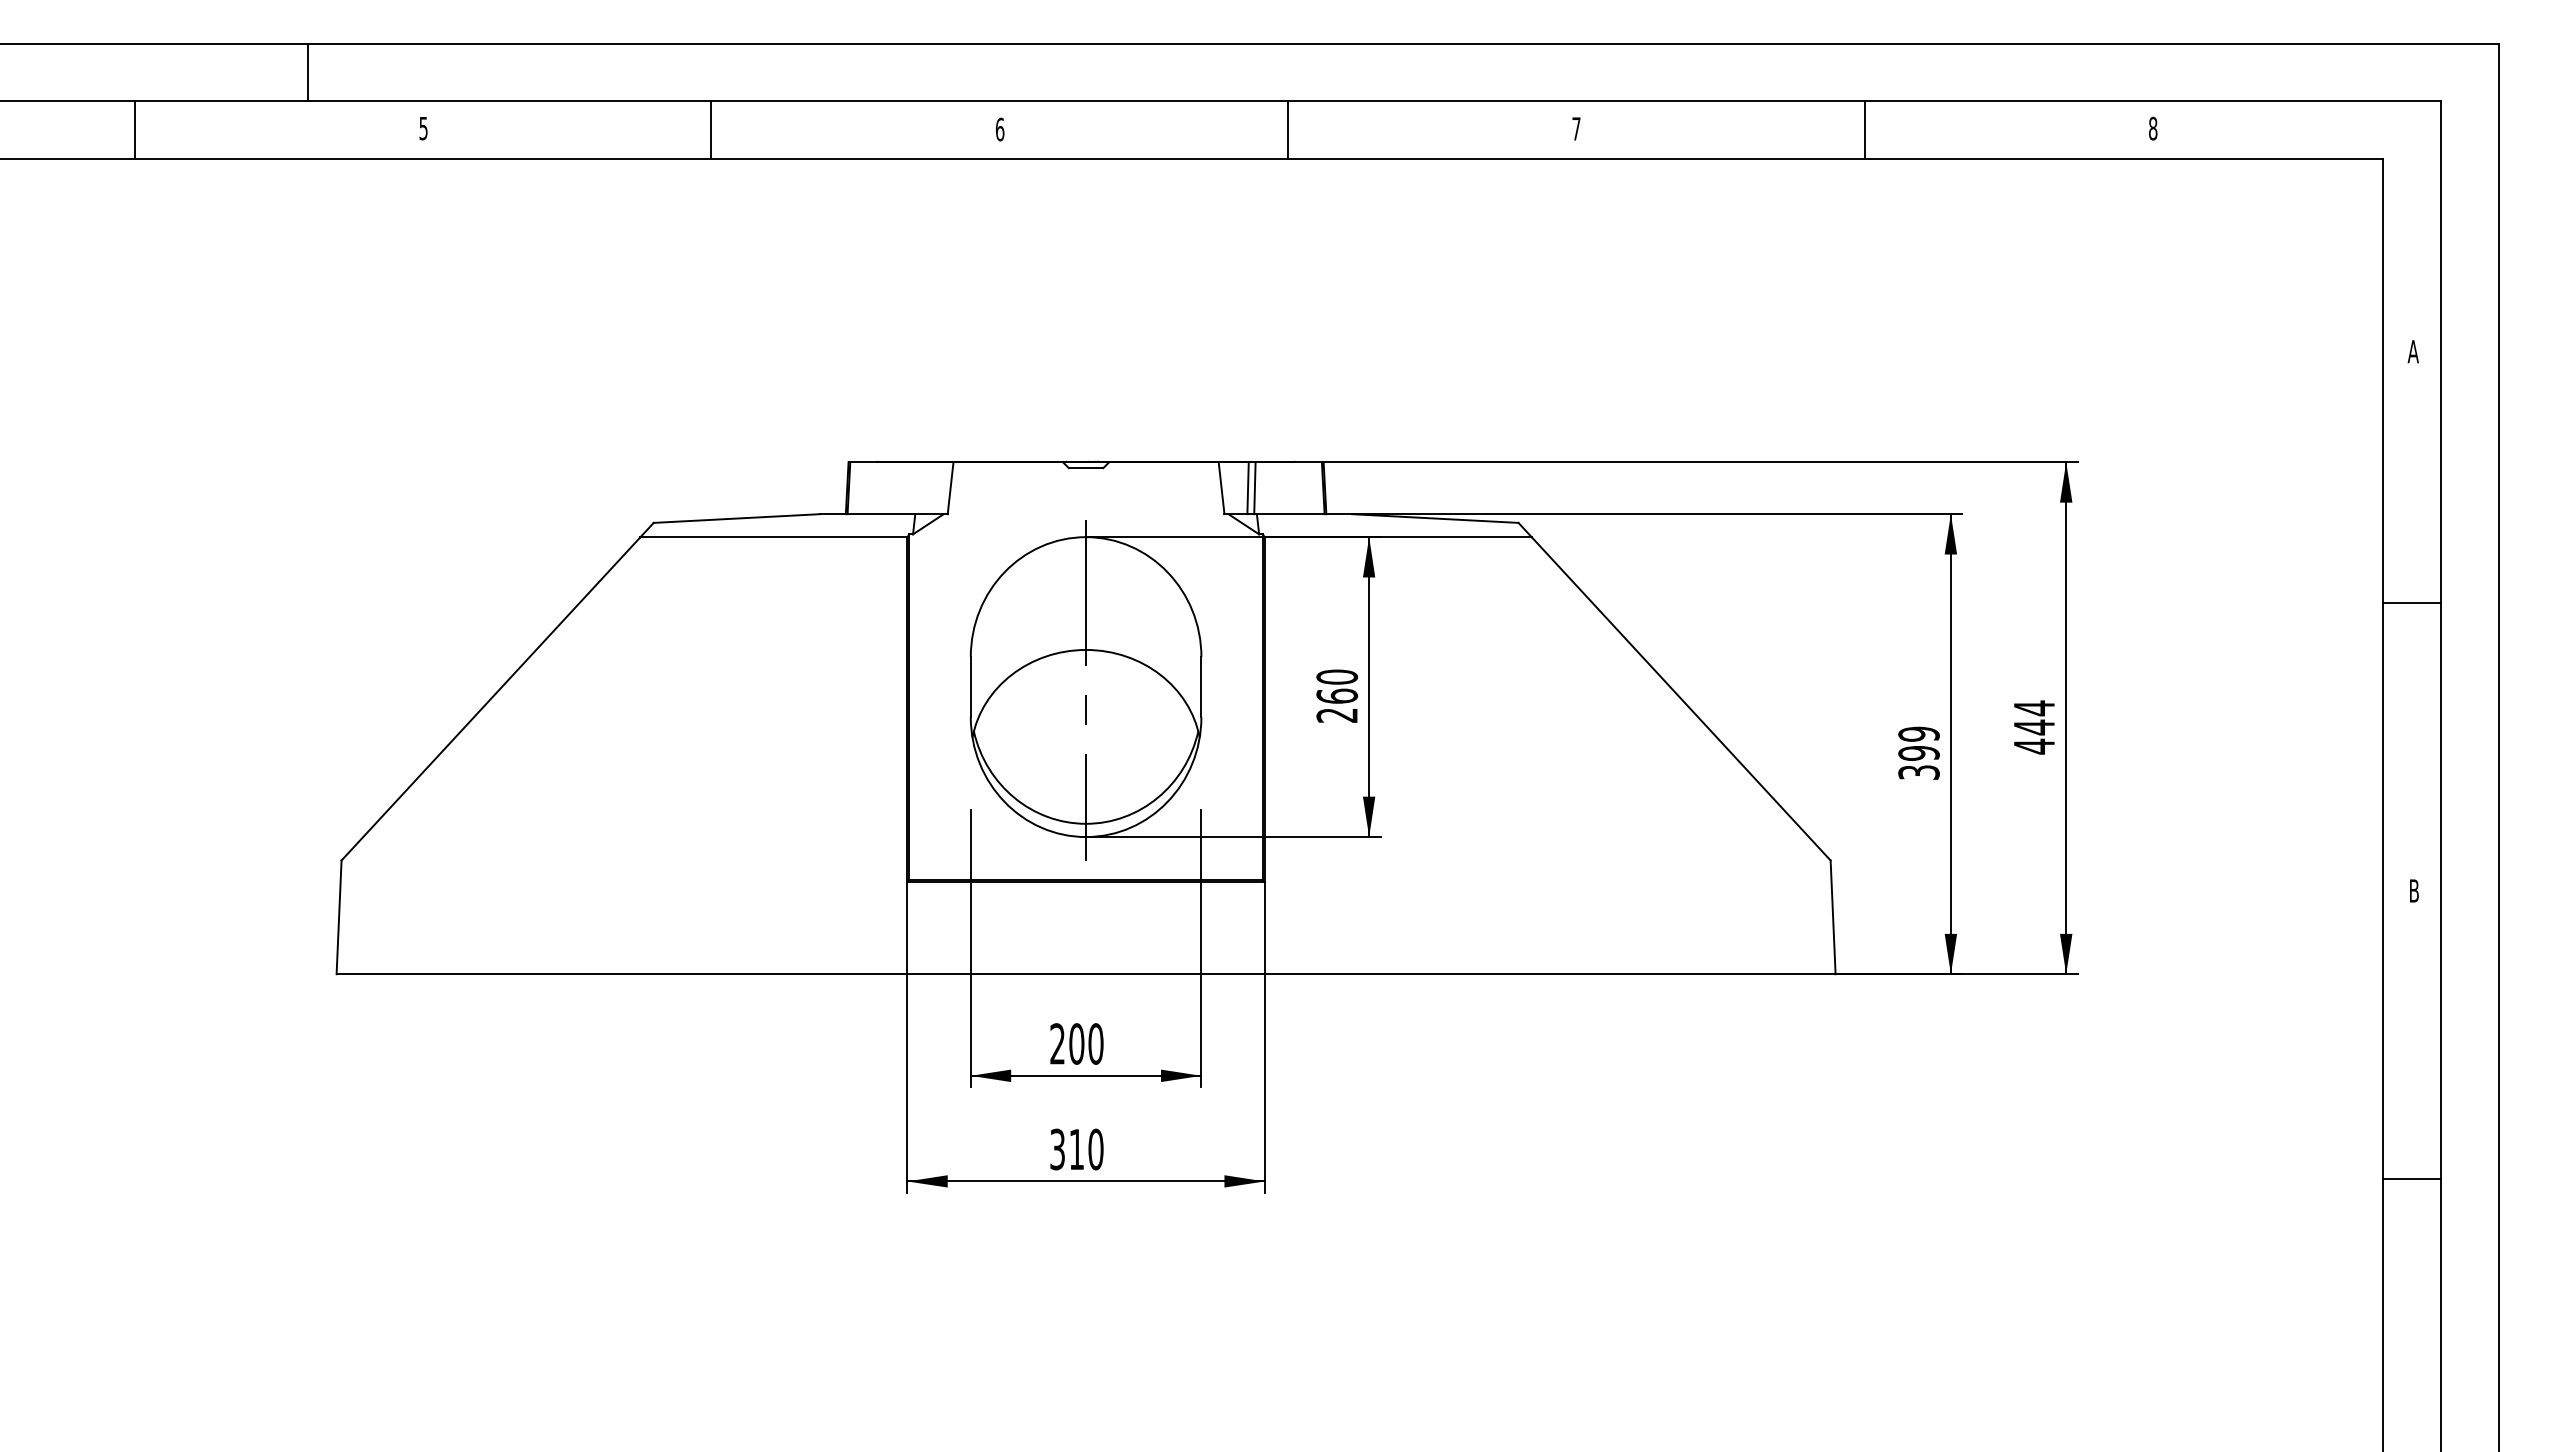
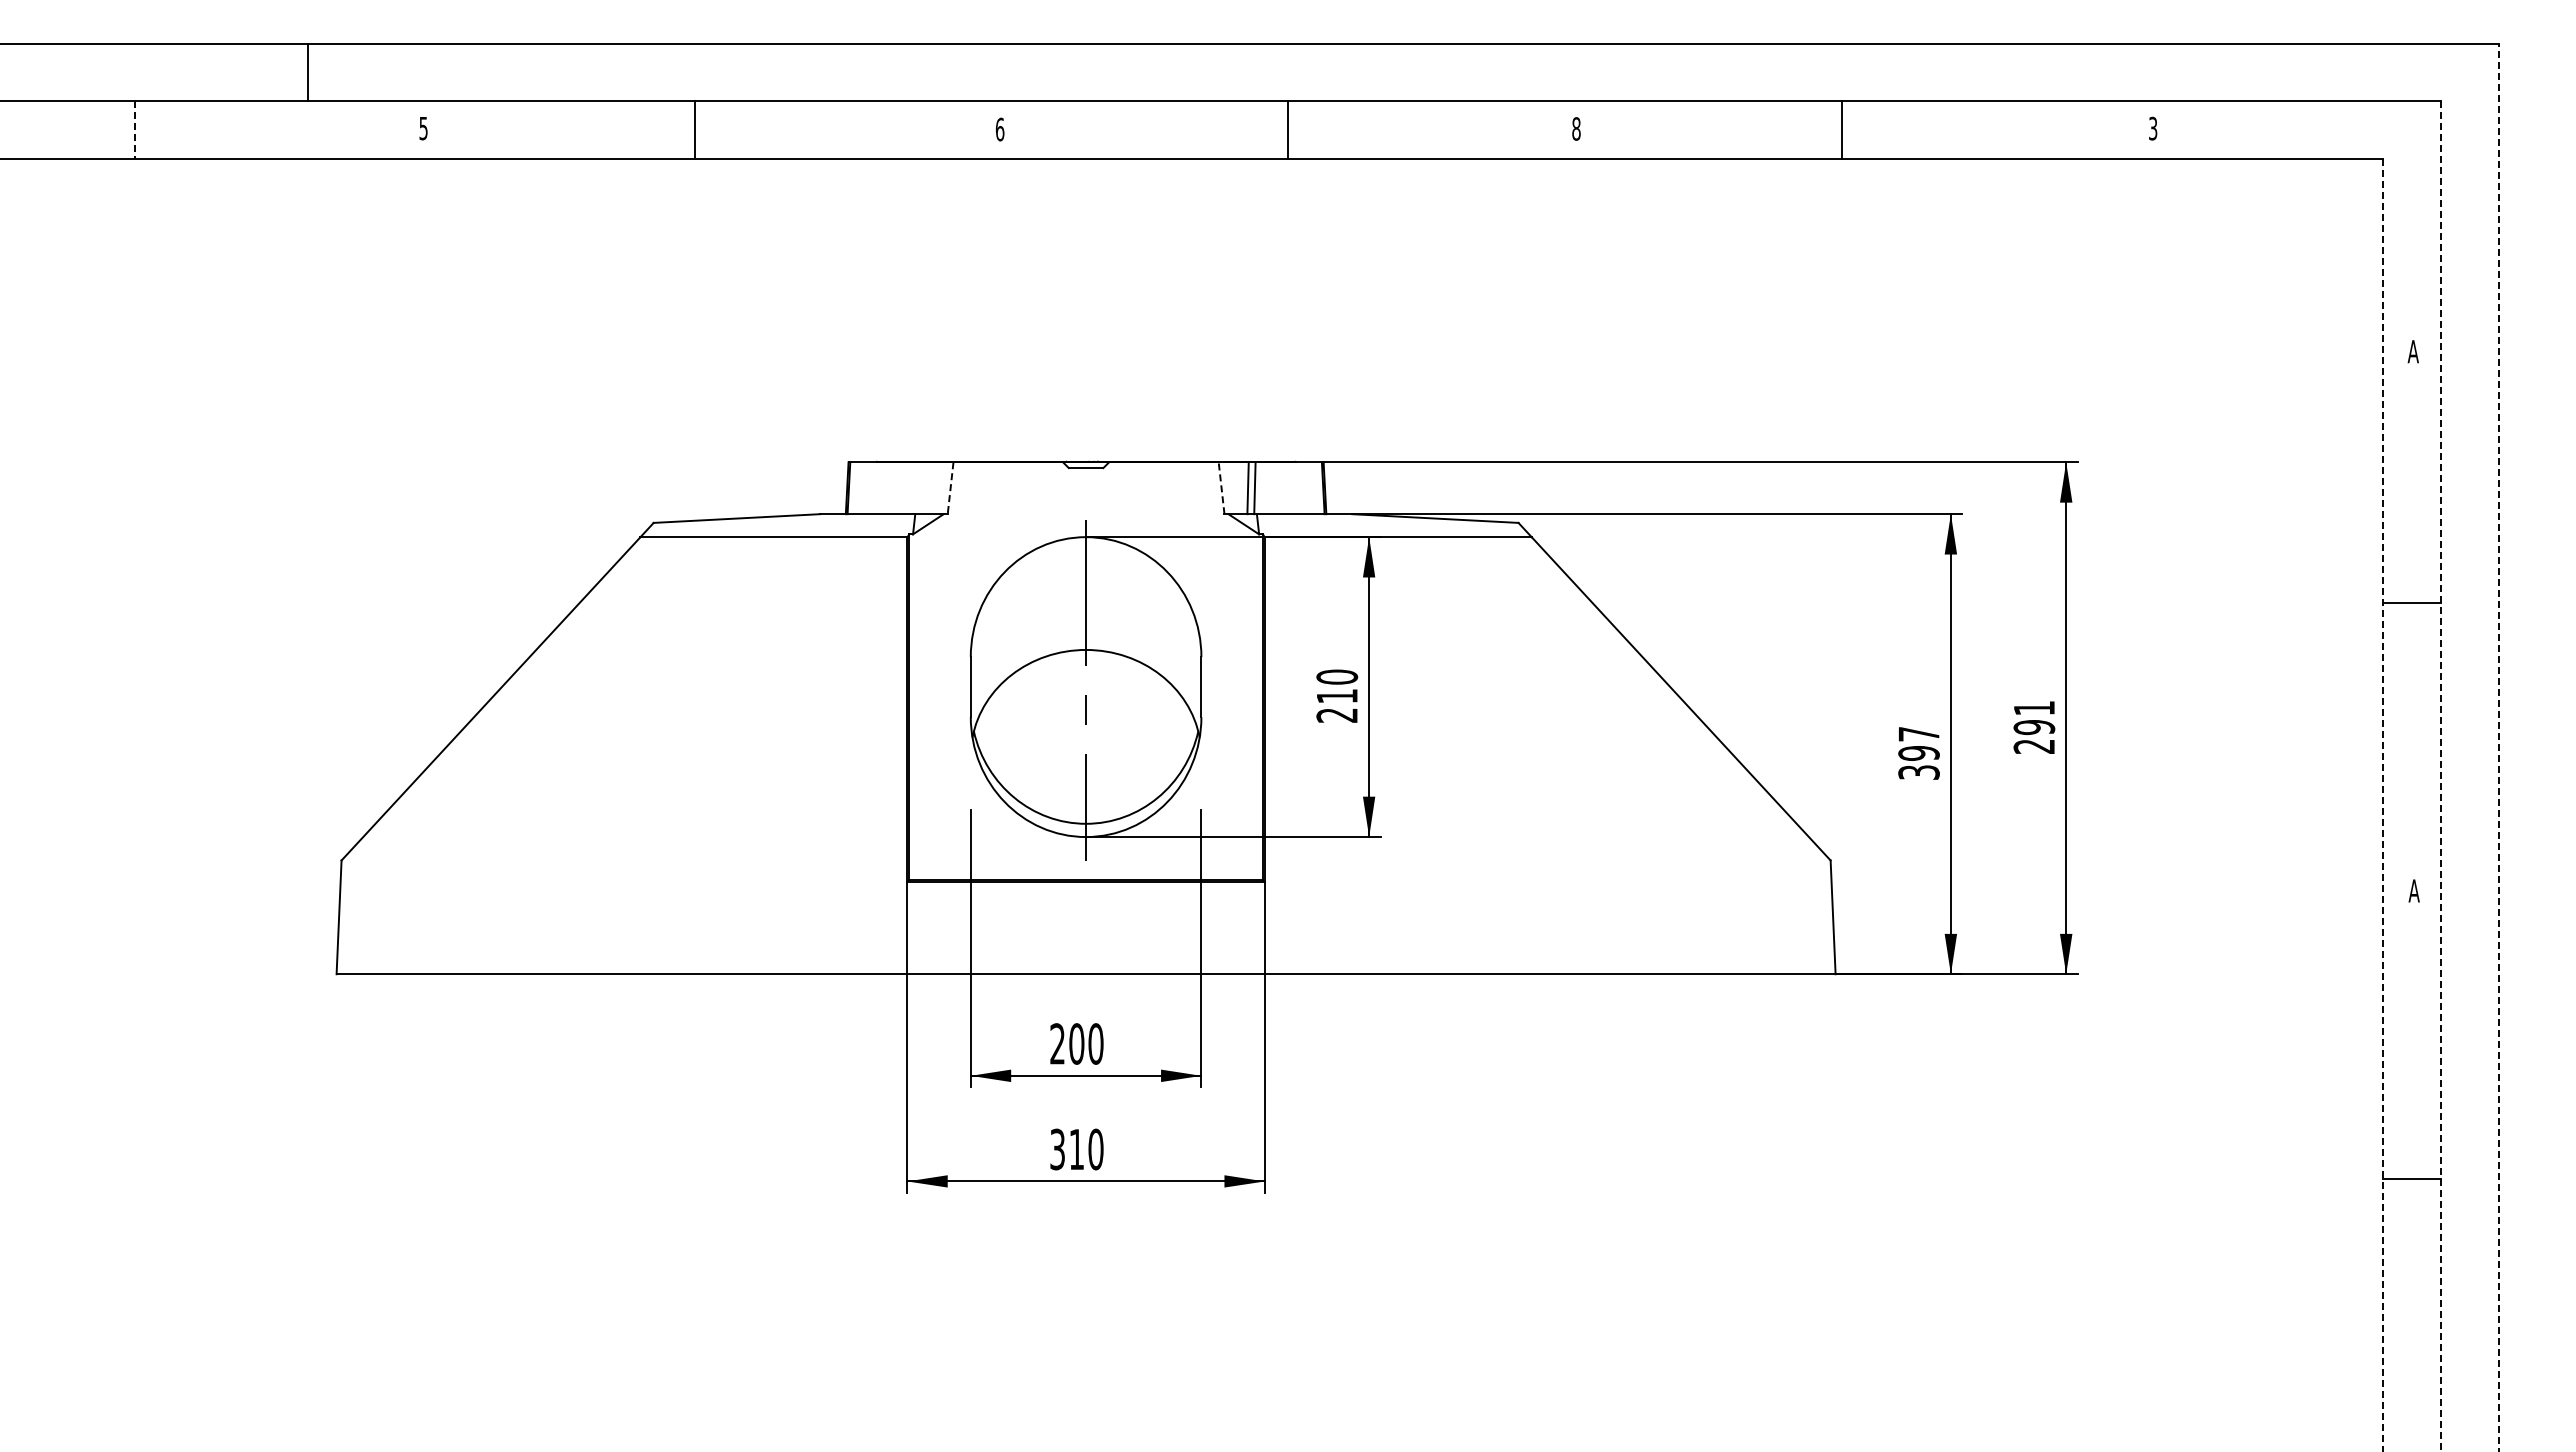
text: 7 -> 8 (1576, 128)
text: 8 -> 3 (2153, 128)
line position: (711, 129) -> (695, 129) (695, 129)
line position: (1864, 129) -> (1841, 129) (1841, 129)
line: solid -> dashed (134, 130)
line: solid -> dashed (1221, 487)
line: solid -> dashed (950, 488)
text: 260 -> 210 (1337, 695)
text: 444 -> 291 (2034, 727)
text: 399 -> 397 (1918, 733)
line: solid -> dashed (2498, 747)
line: solid -> dashed (2441, 777)
line: solid -> dashed (2383, 804)
text: B -> A (2413, 890)
